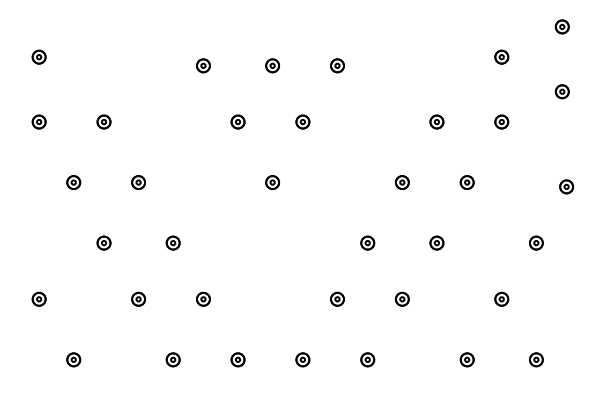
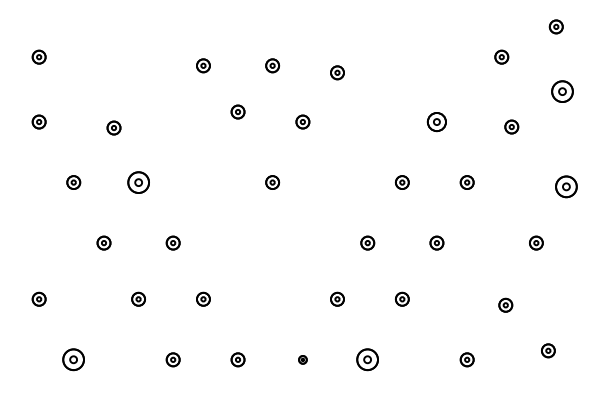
part position: (561, 26) -> (555, 26) (555, 26)
part position: (337, 65) -> (337, 72) (337, 72)
part size: 16x16 px -> 23x23 px (562, 91)
part position: (103, 121) -> (113, 127) (113, 127)
part position: (237, 121) -> (237, 111) (237, 111)
part size: 16x16 px -> 21x21 px (436, 122)
part position: (501, 121) -> (511, 126) (511, 126)
part size: 15x15 px -> 23x23 px (138, 182)
part size: 16x16 px -> 23x24 px (566, 186)
part position: (501, 298) -> (505, 304) (505, 304)
part size: 16x16 px -> 23x24 px (73, 359)
part size: 16x16 px -> 10x10 px (302, 359)
part size: 16x16 px -> 23x24 px (367, 359)
part position: (536, 359) -> (548, 350) (548, 350)
